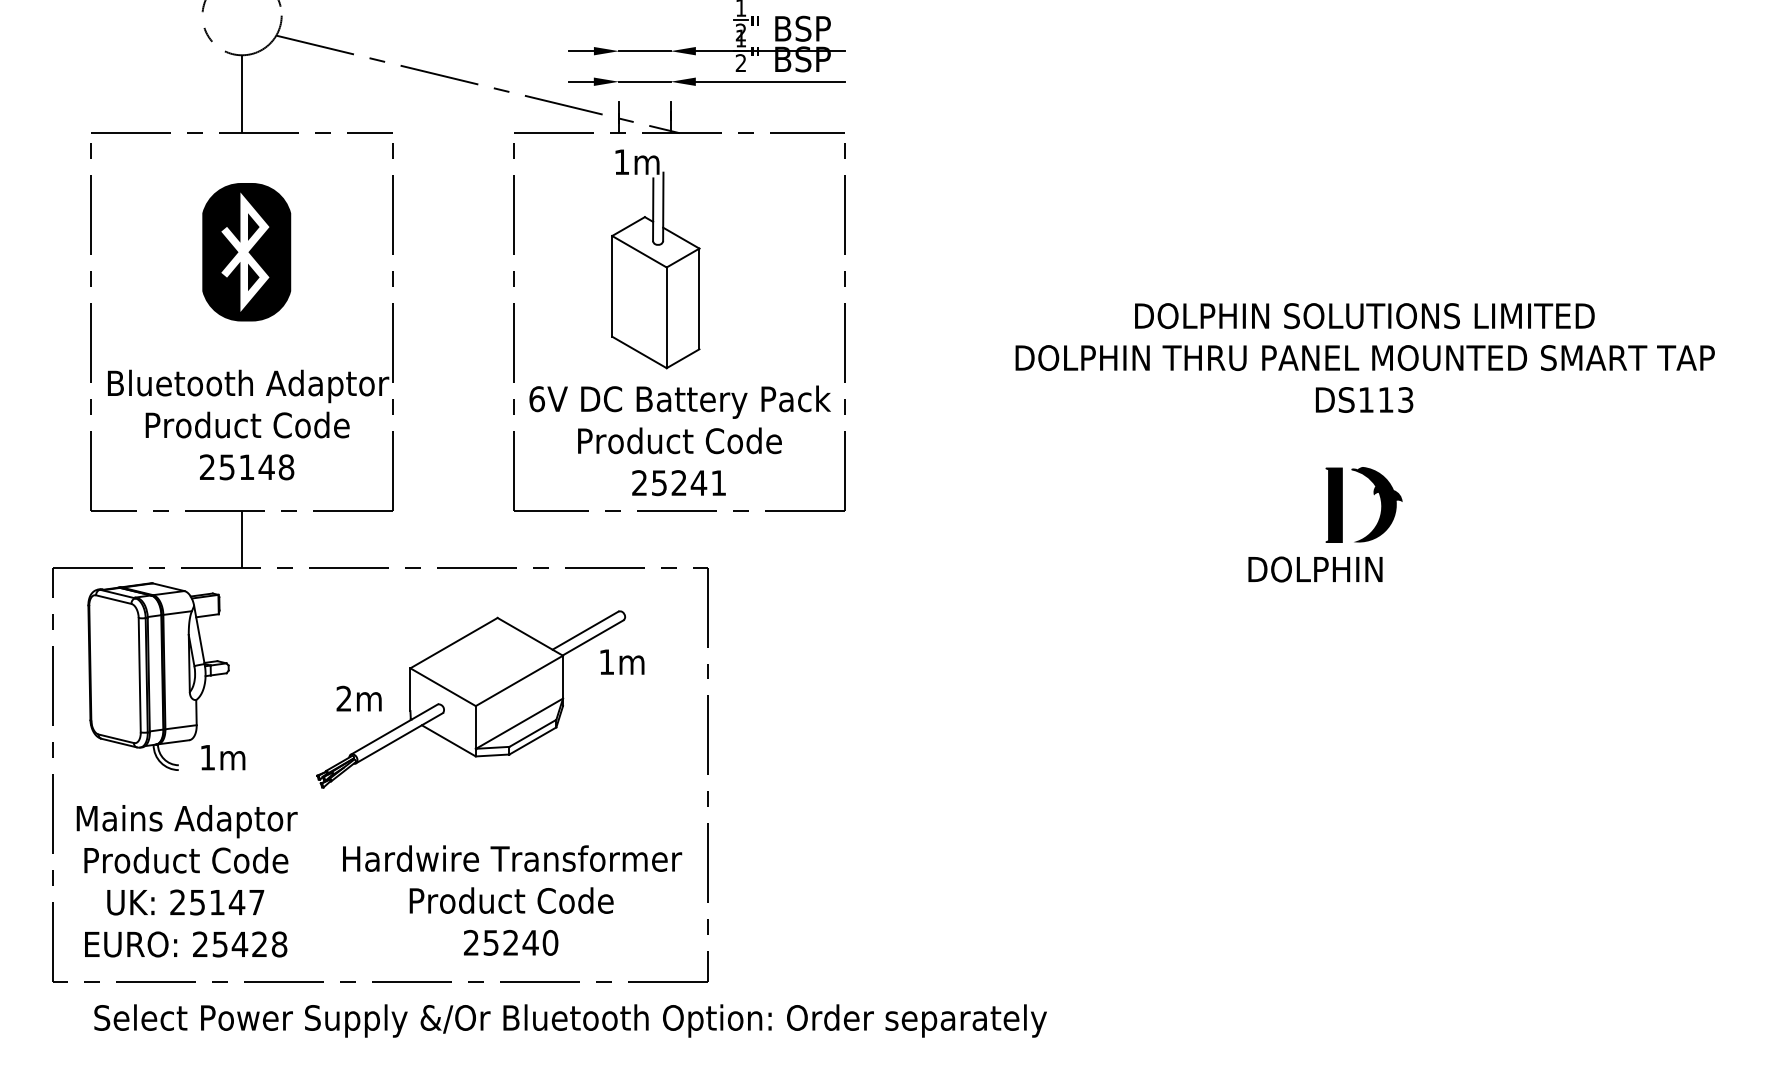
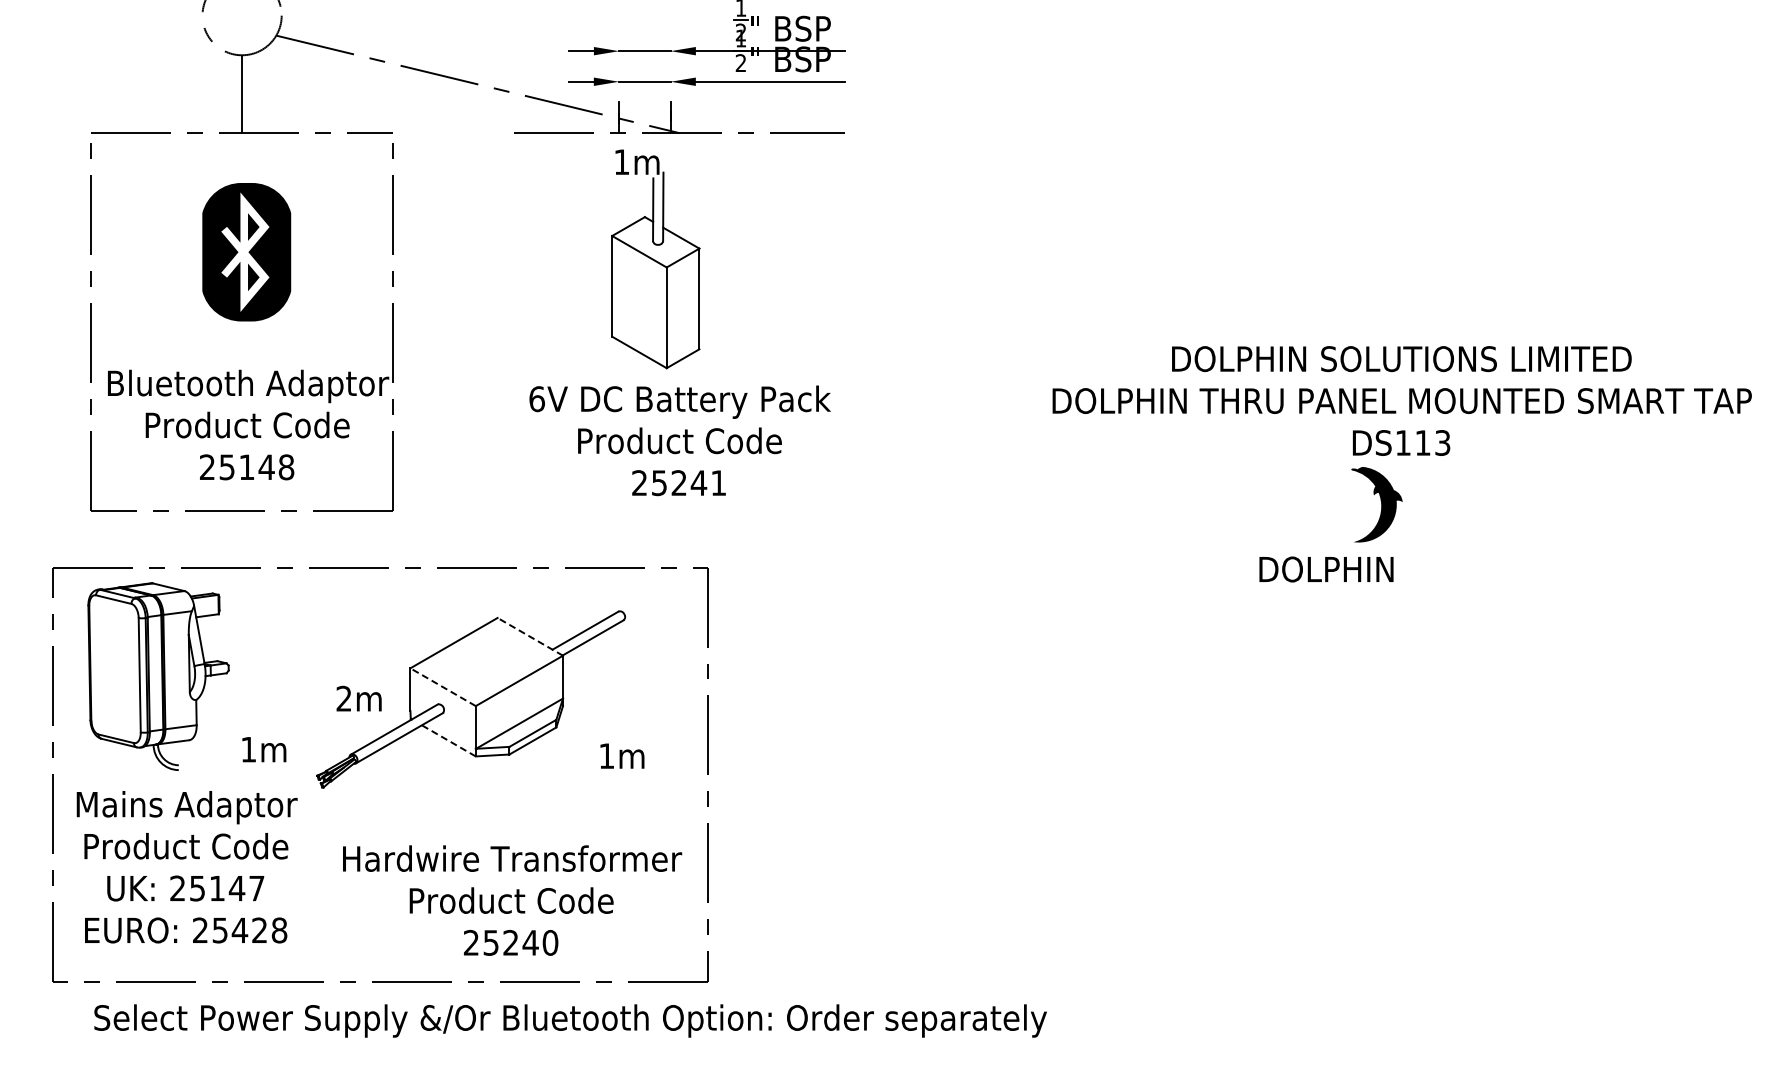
part: present -> none (514, 327)
text position: (1364, 357) -> (1401, 400) (1401, 400)
fill: present -> none (1333, 505)
line: present -> none (242, 538)
text position: (1315, 569) -> (1326, 569) (1326, 569)
line: solid -> dashed (530, 636)
text position: (622, 661) -> (622, 755) (622, 755)
line: solid -> dashed (443, 687)
line: solid -> dashed (448, 740)
text position: (223, 757) -> (264, 749) (264, 749)
text position: (186, 881) -> (186, 867) (186, 867)
